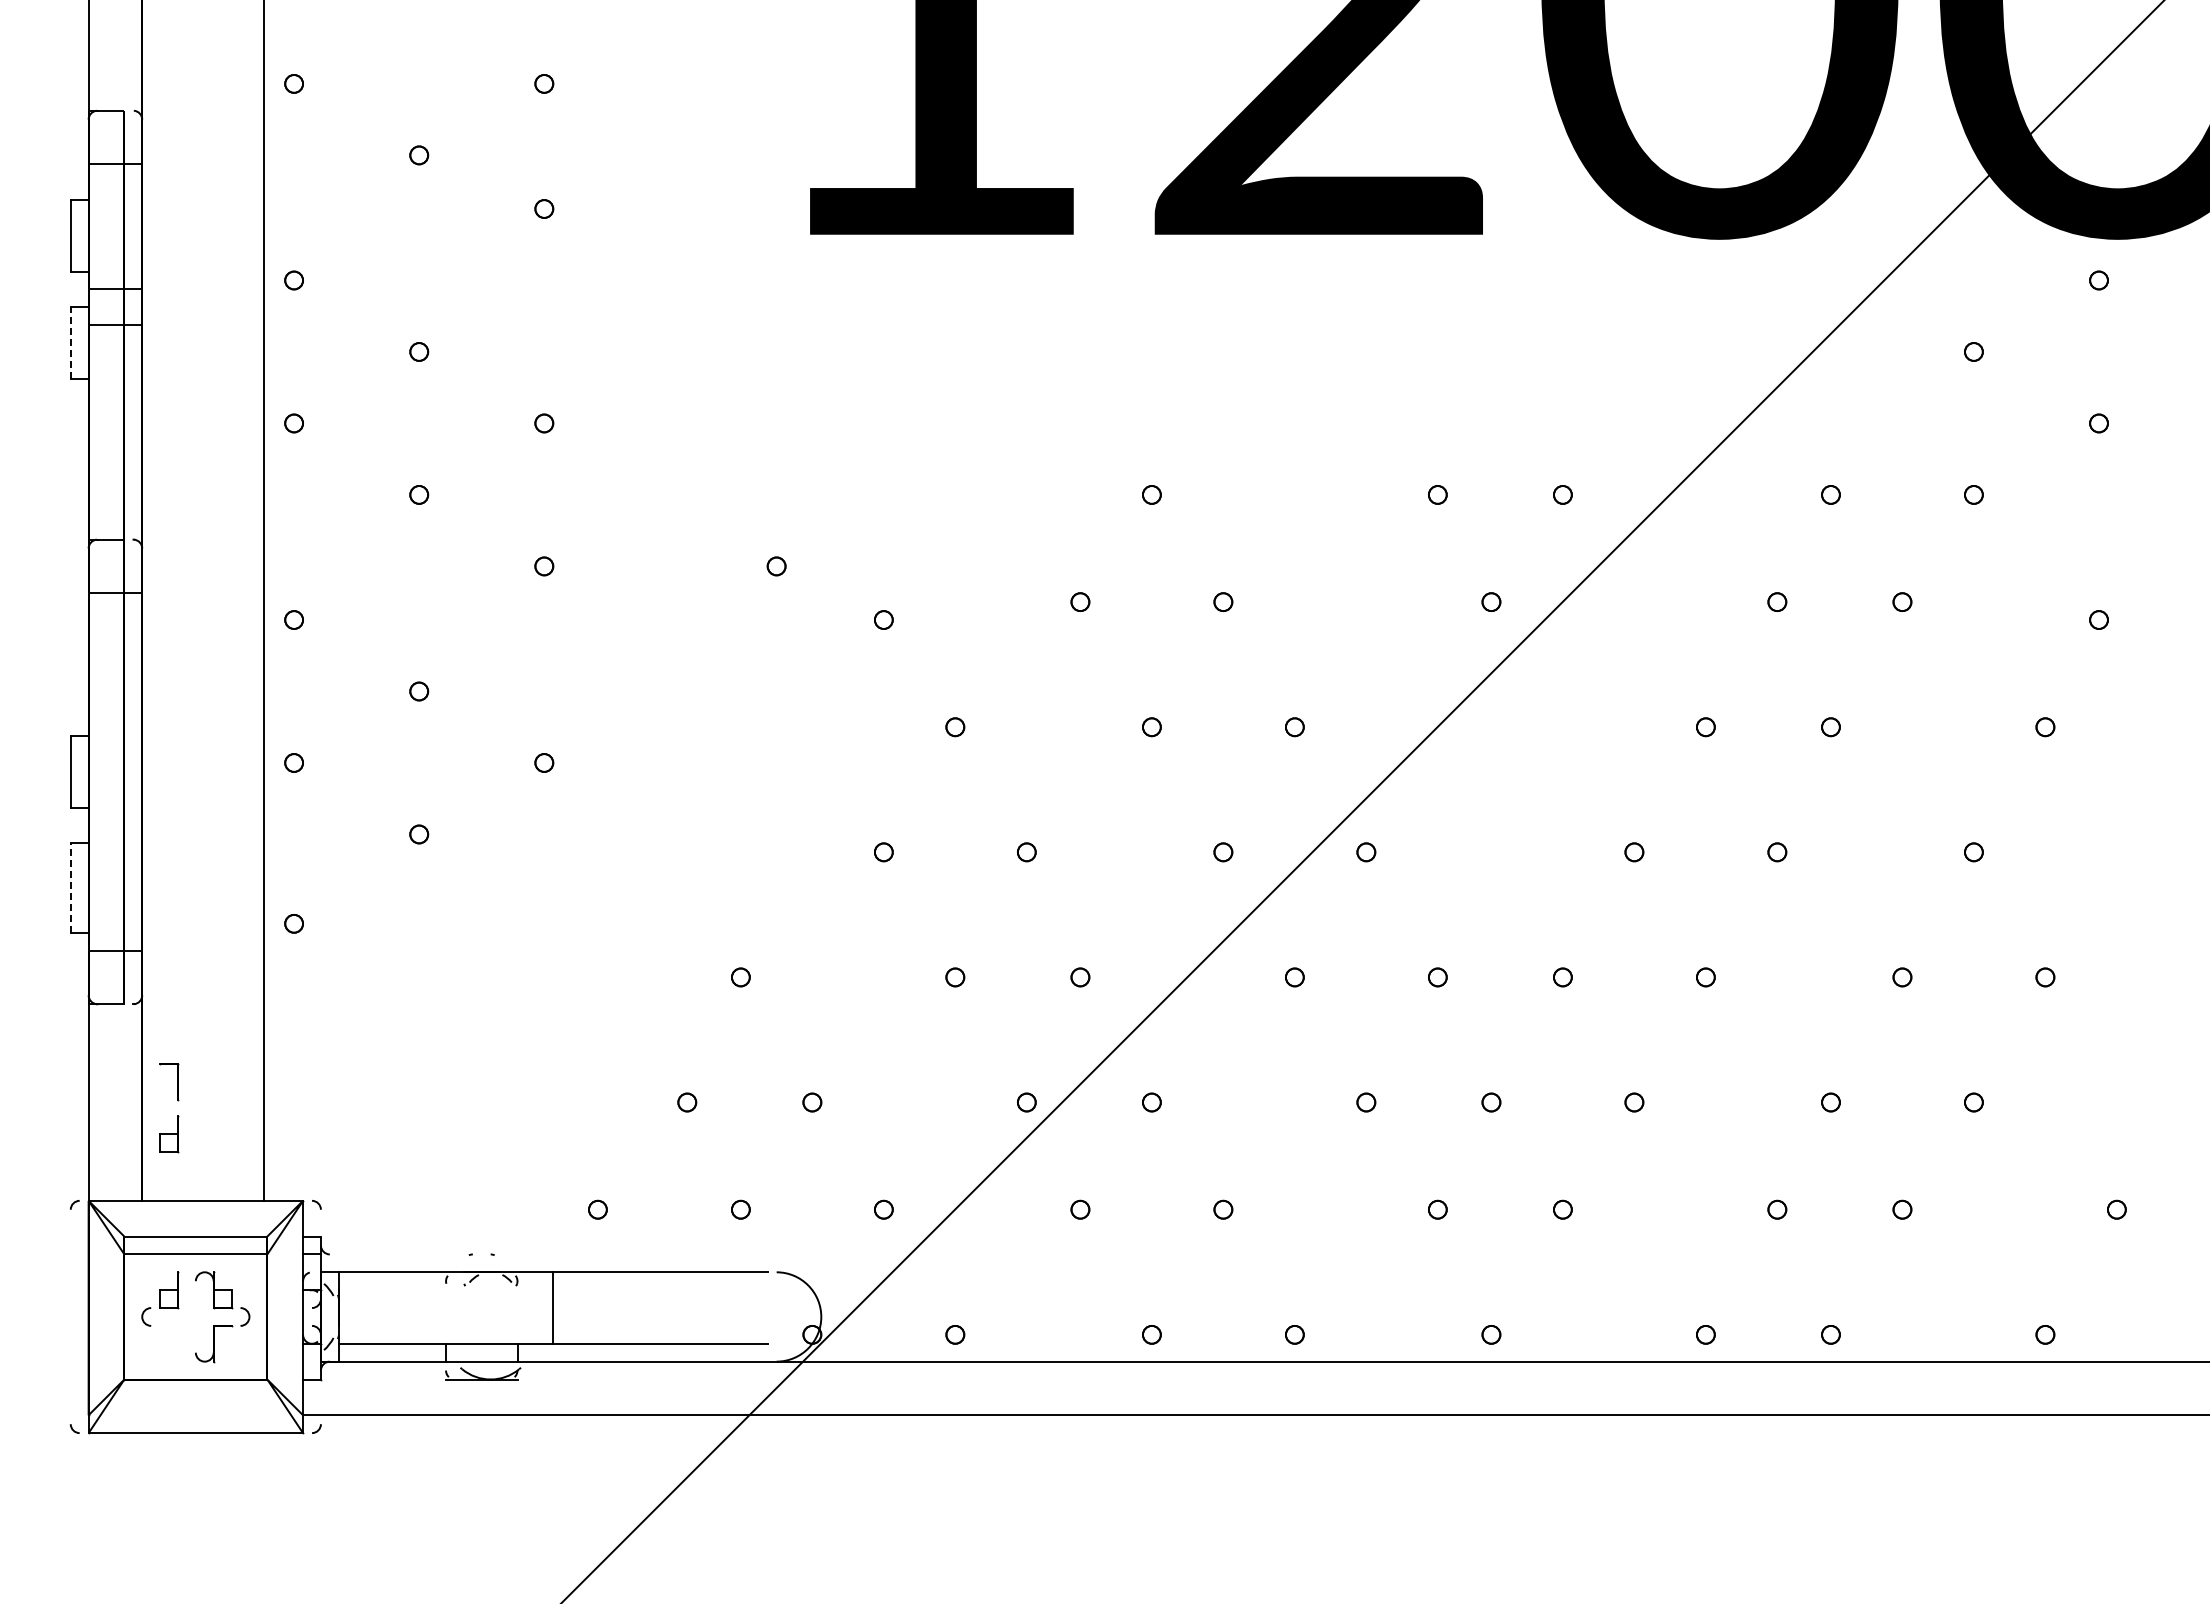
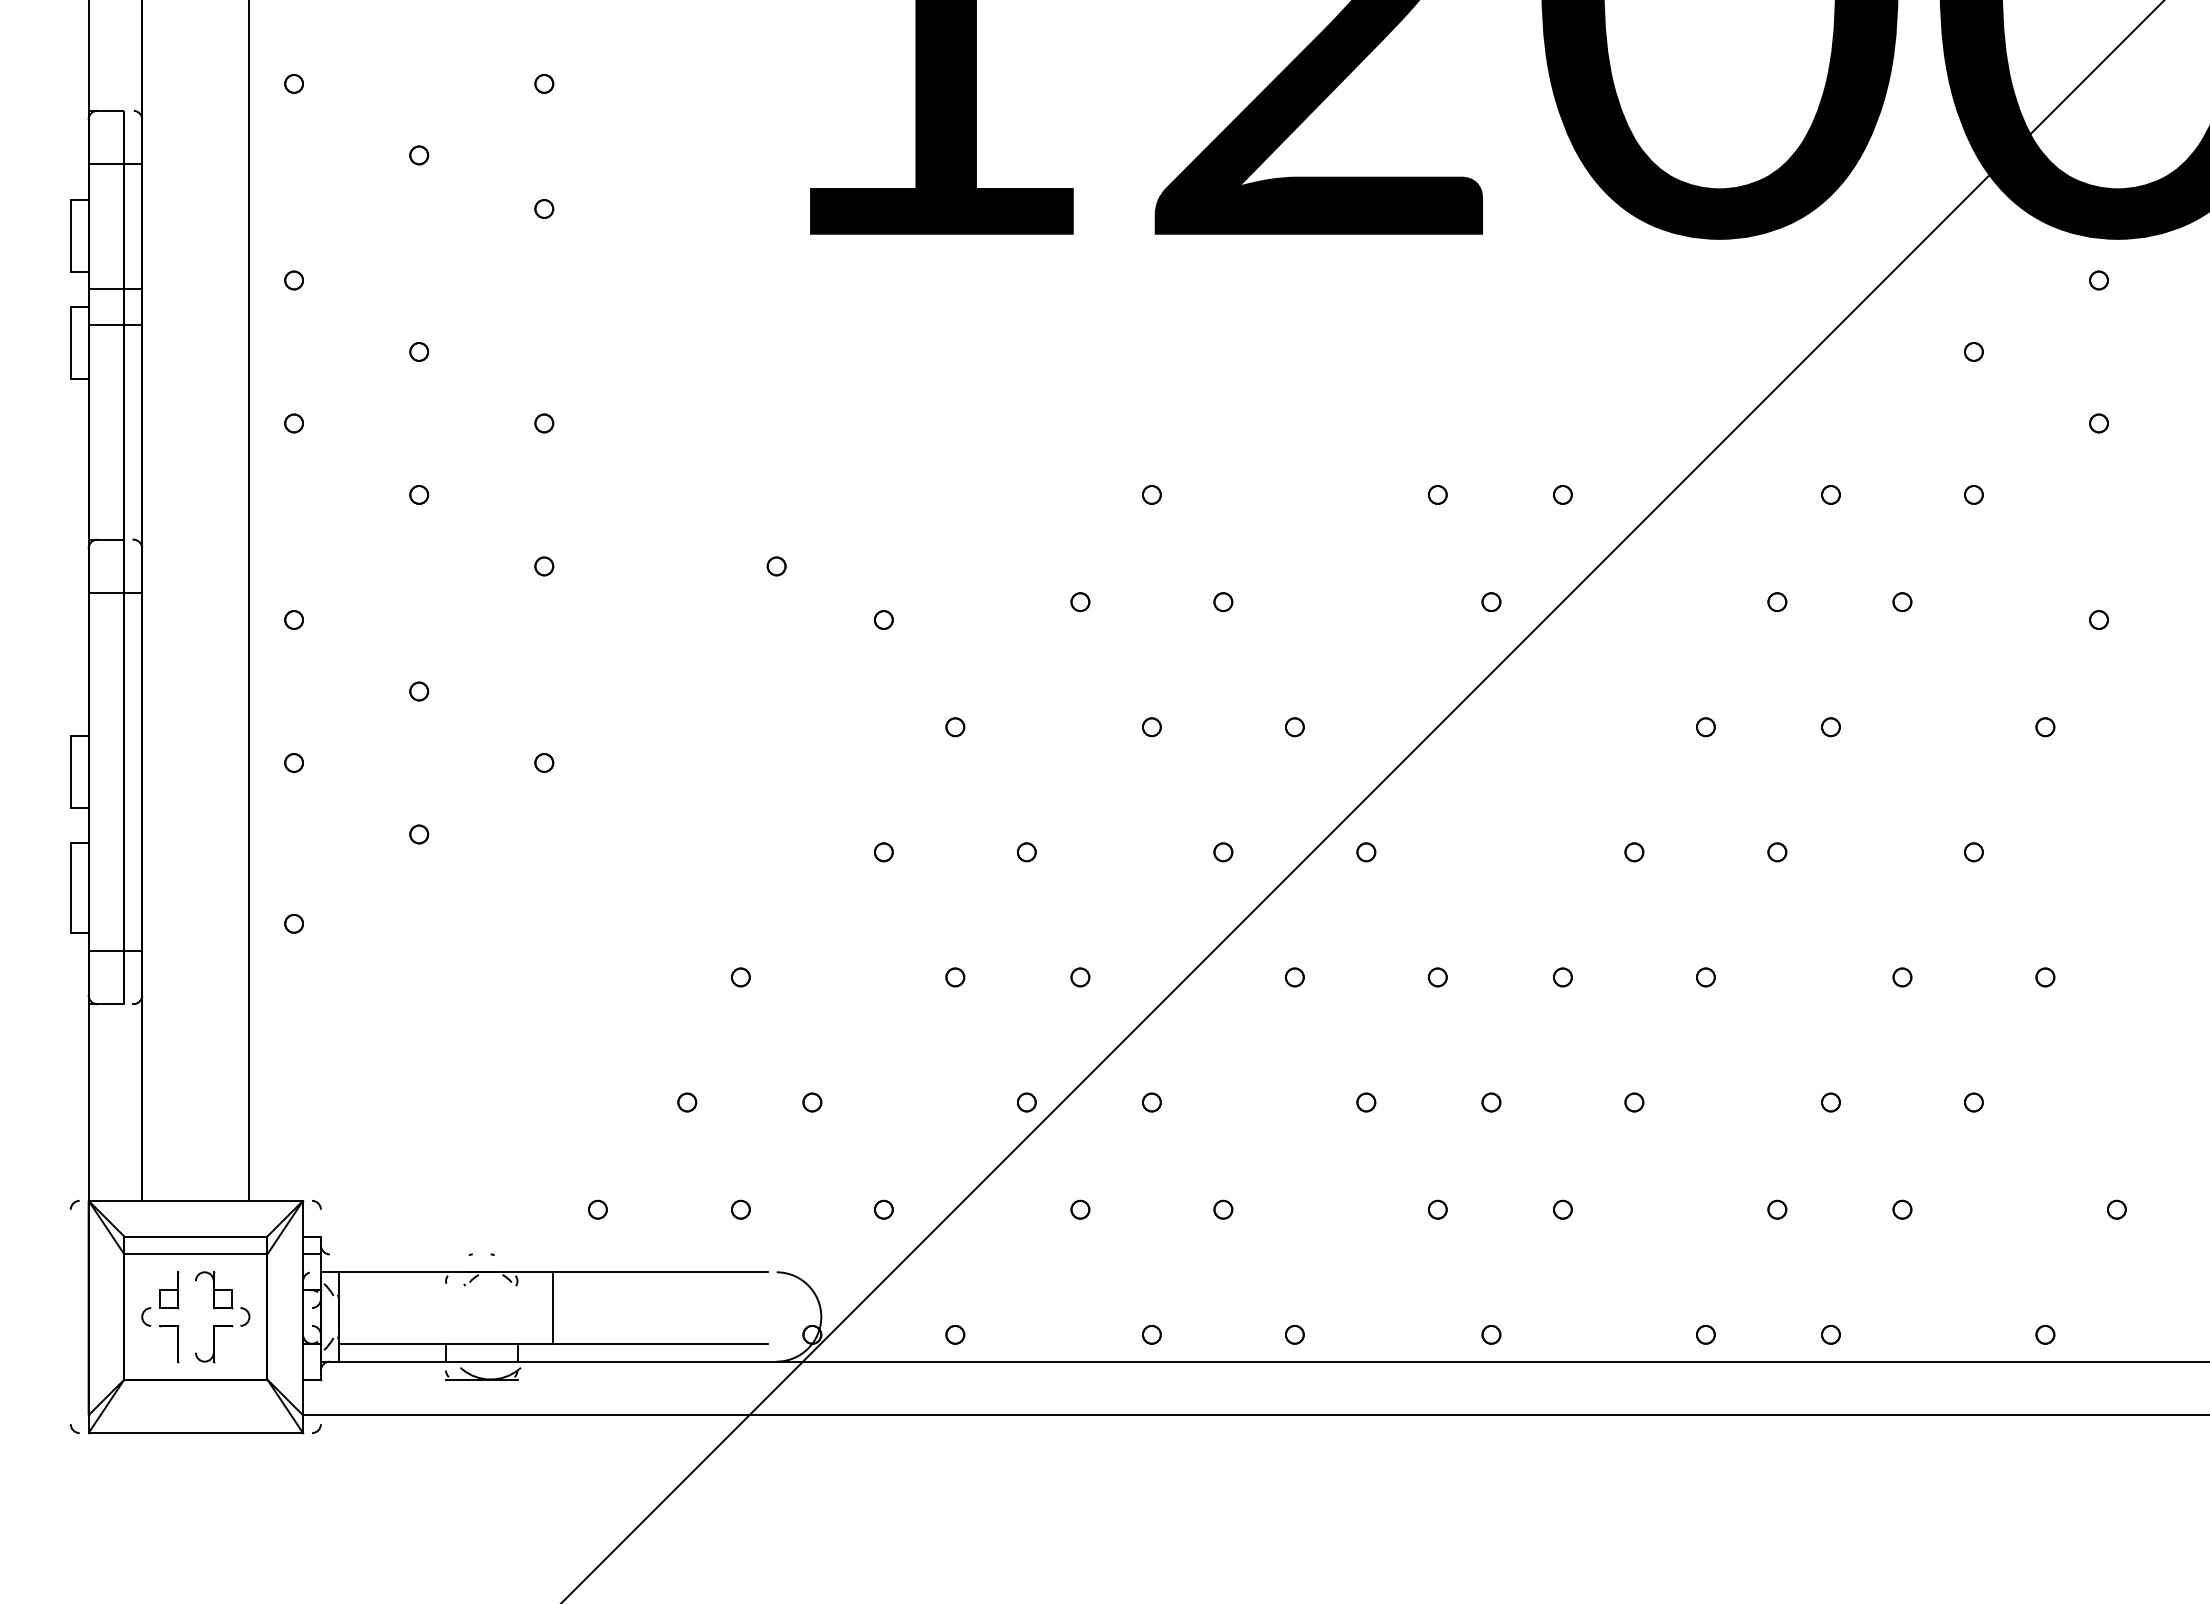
line: dashed -> solid (70, 343)
line position: (264, 601) -> (249, 601) (249, 601)
line: dashed -> solid (70, 888)
part position: (177, 1082) -> (177, 1344) (177, 1344)
part: present -> none (169, 1134)
